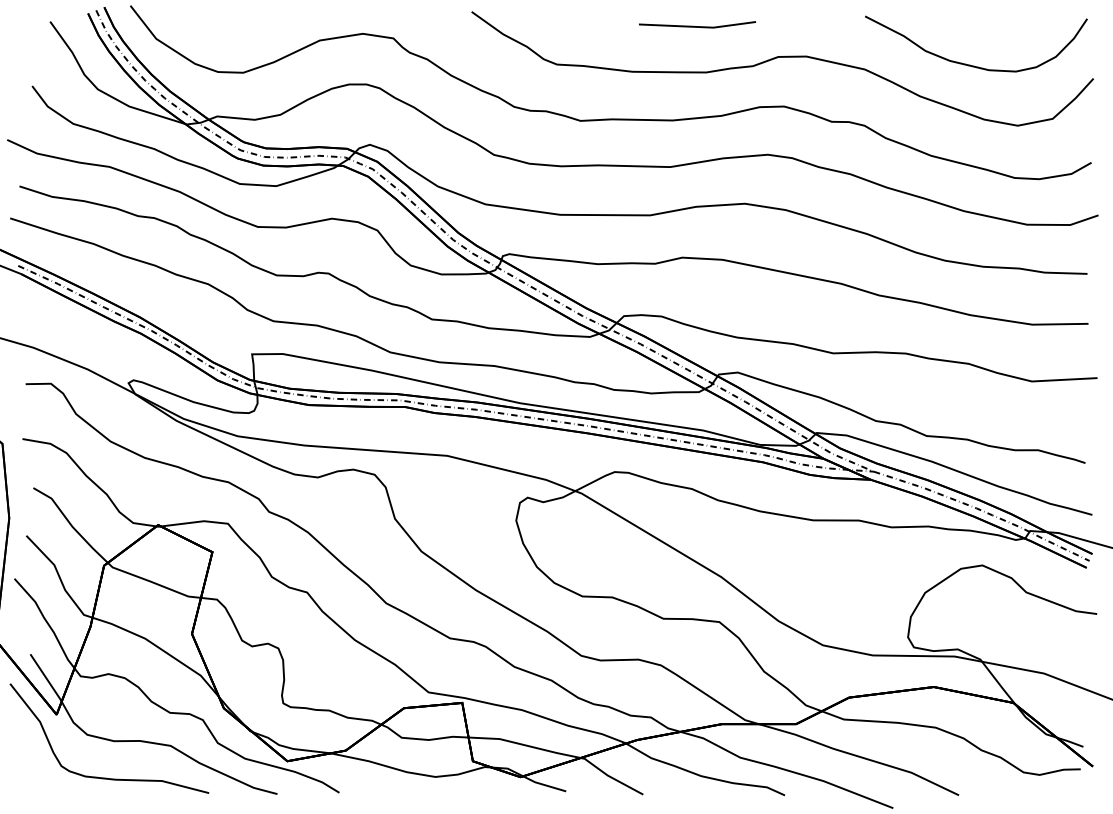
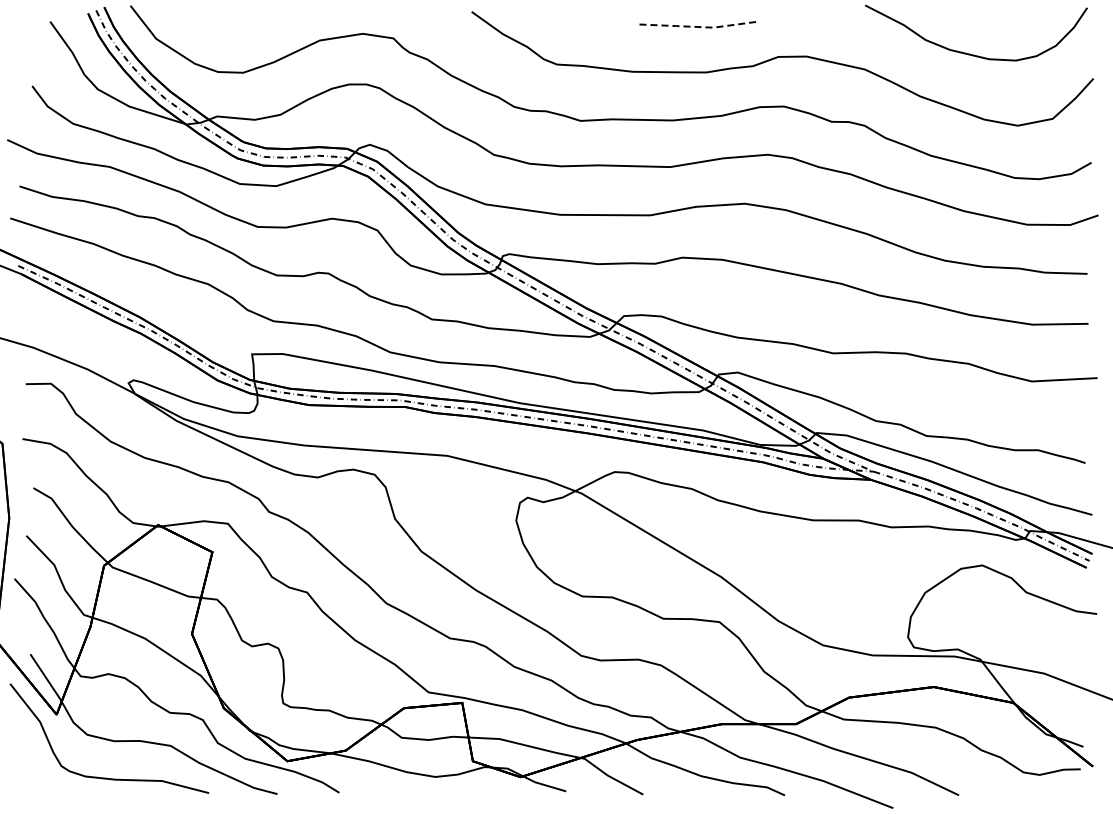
line: solid -> dashed (697, 26)
curve position: (970, 64) -> (970, 53) (970, 53)
